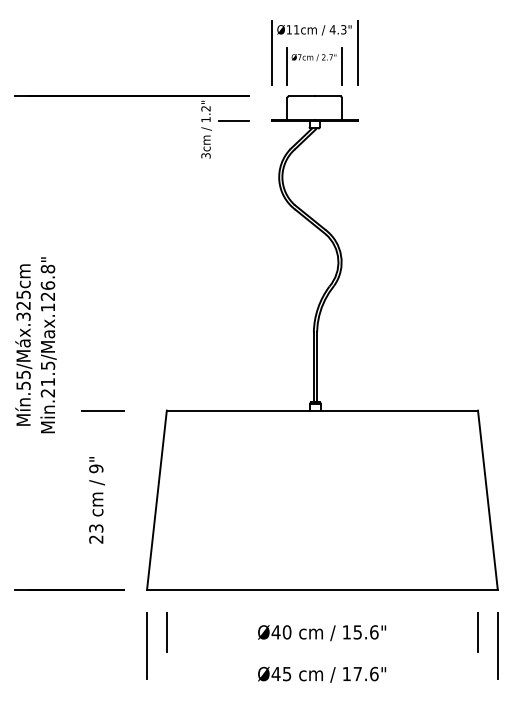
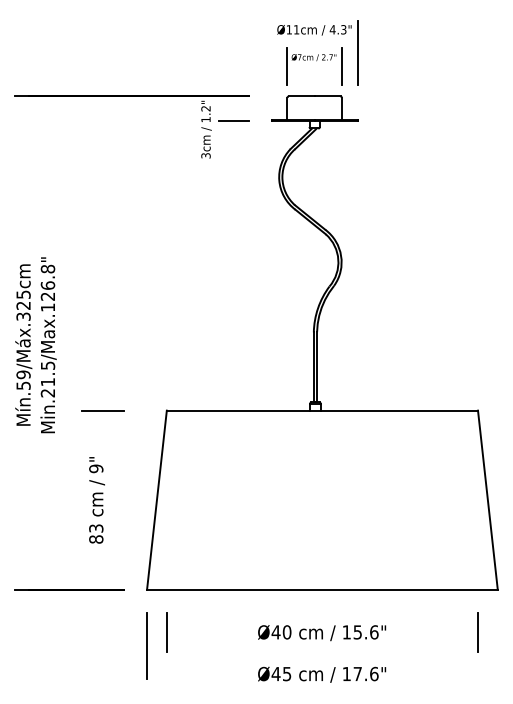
line: present -> none (271, 53)
text: Mín.55/Máx.325cm -> Mín.59/Máx.325cm (23, 374)
text: 23 -> 83 (96, 539)
line: present -> none (497, 645)
